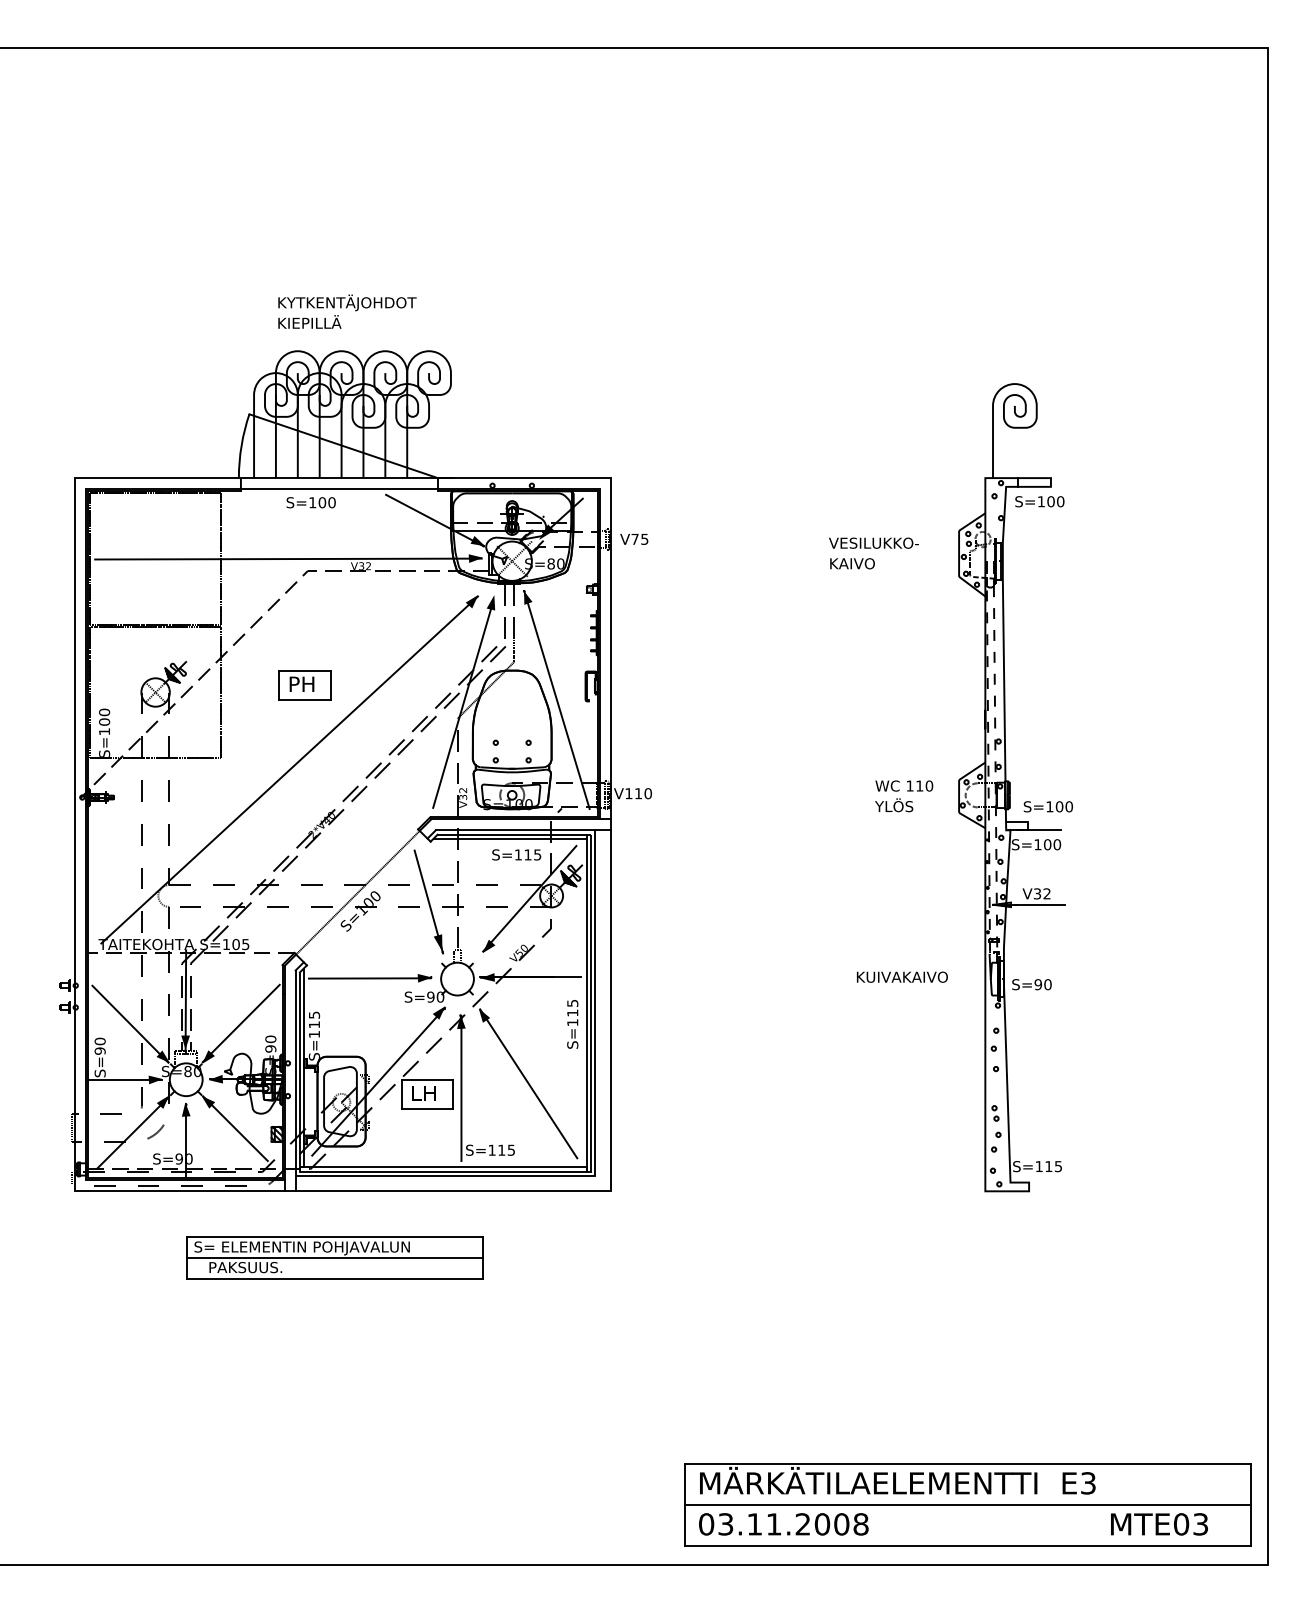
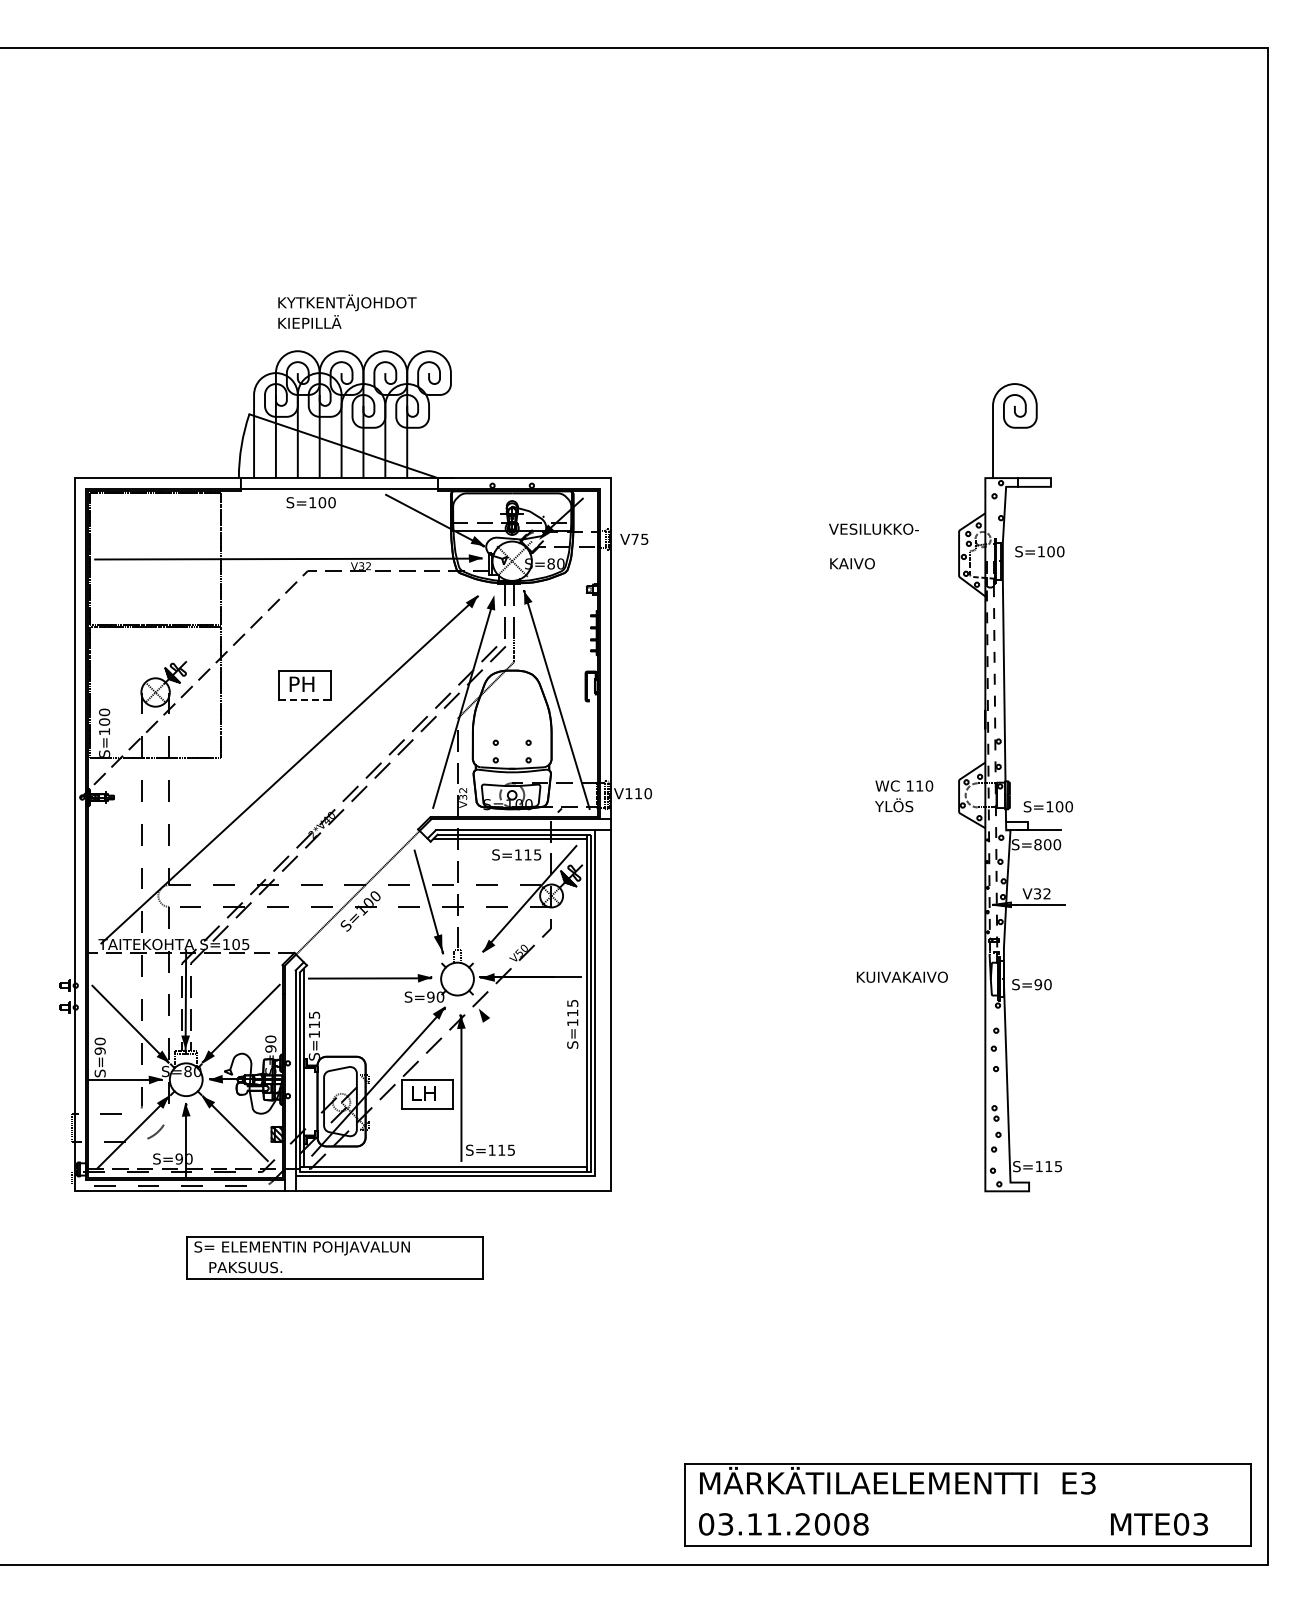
text position: (1039, 501) -> (1039, 551) (1039, 551)
text position: (873, 542) -> (873, 528) (873, 528)
line: solid -> dashed (304, 699)
text: S=100 -> S=800 (1037, 844)
line: present -> none (528, 1083)
line: present -> none (334, 1257)
line: present -> none (967, 1505)
